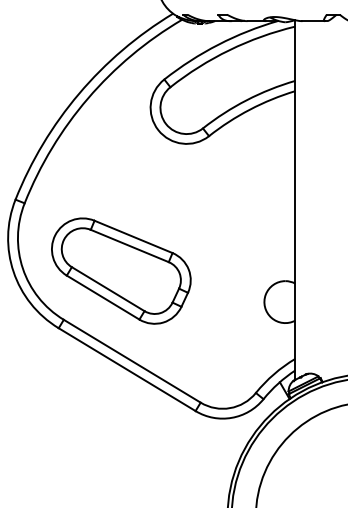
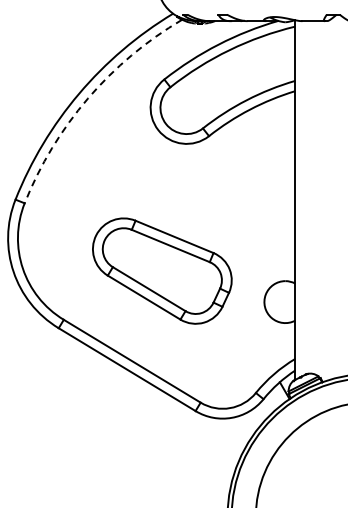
arc: solid -> dashed (88, 98)
part position: (121, 270) -> (162, 270) (162, 270)
